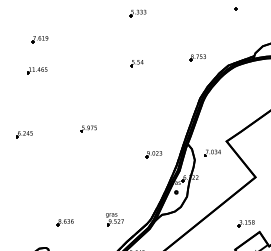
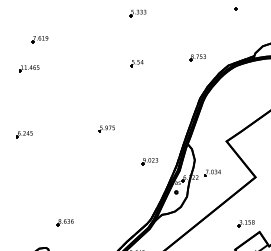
part position: (37, 70) -> (29, 68) (29, 68)
part position: (88, 128) -> (106, 128) (106, 128)
part position: (212, 152) -> (212, 172) (212, 172)
part position: (153, 154) -> (149, 161) (149, 161)
part: present -> none (114, 219)
